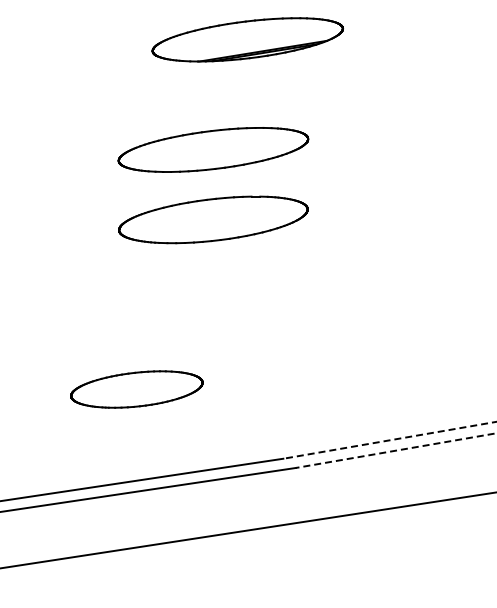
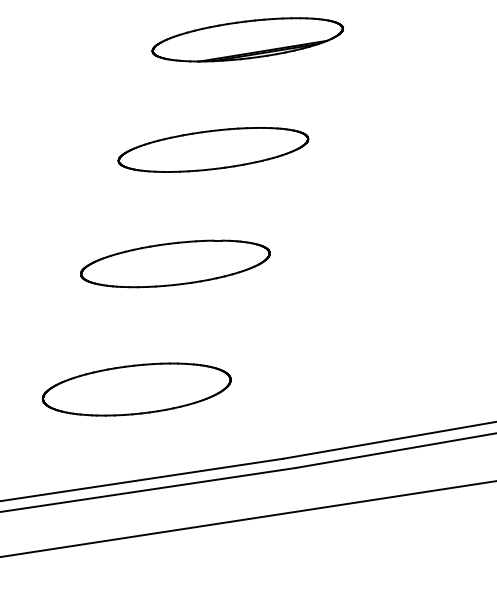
part position: (213, 219) -> (175, 263) (175, 263)
part size: 134x39 px -> 190x55 px (136, 389)
line: dashed -> solid (389, 440)
line: dashed -> solid (396, 450)
line position: (247, 530) -> (247, 518) (247, 518)
